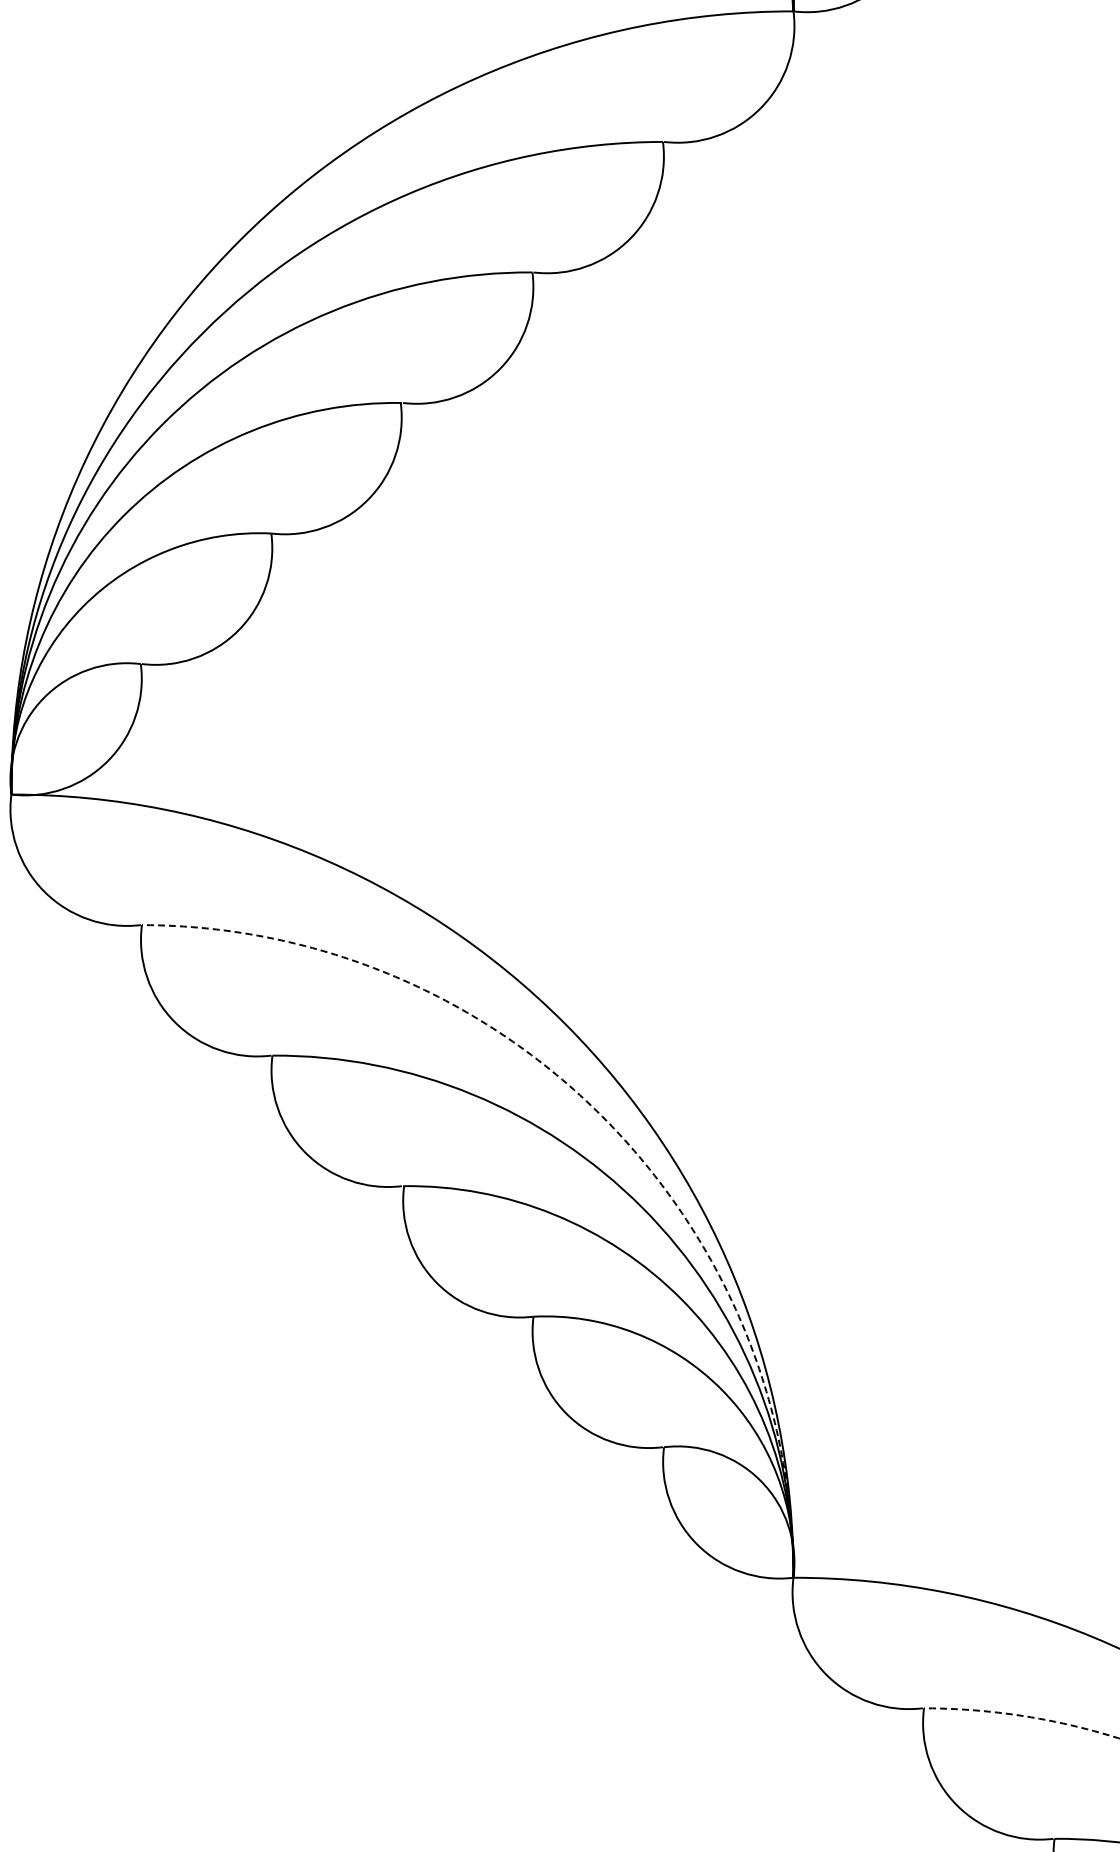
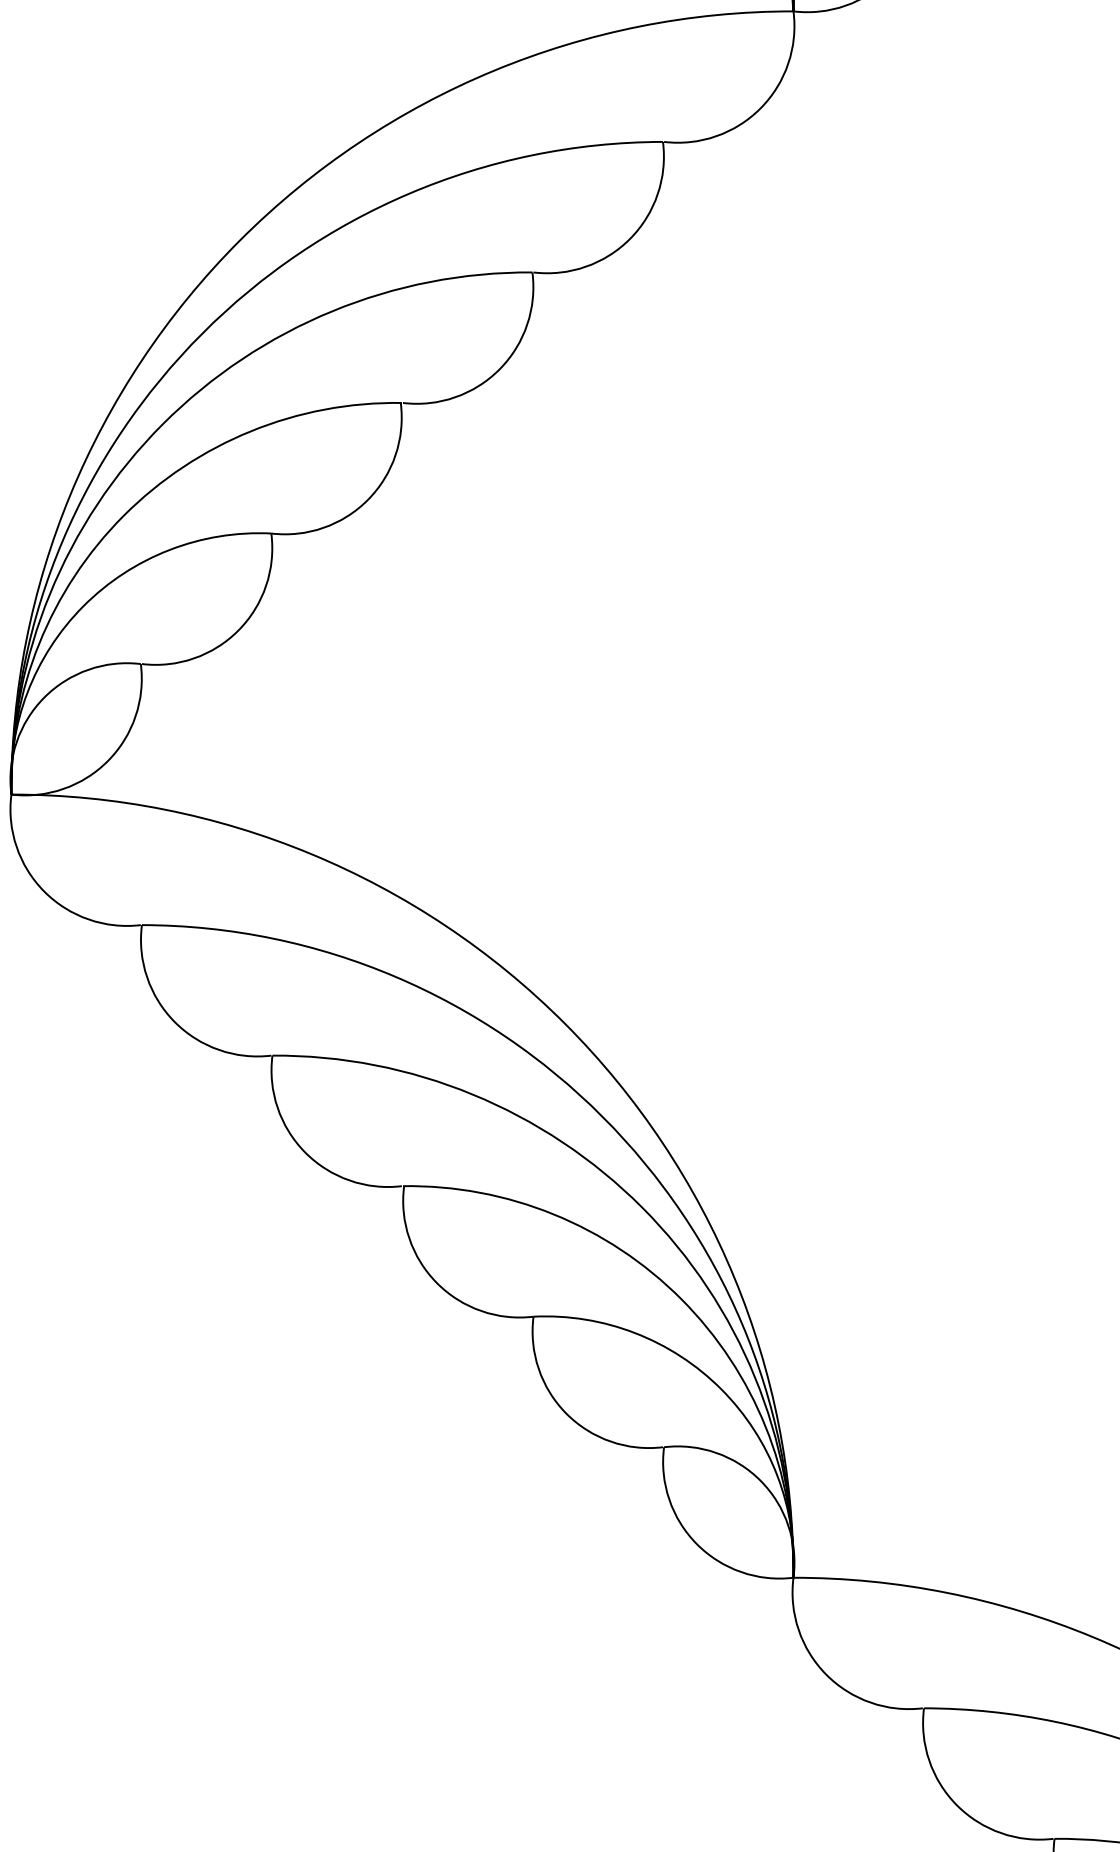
arc: dashed -> solid (602, 1116)
arc: dashed -> solid (1023, 1716)
